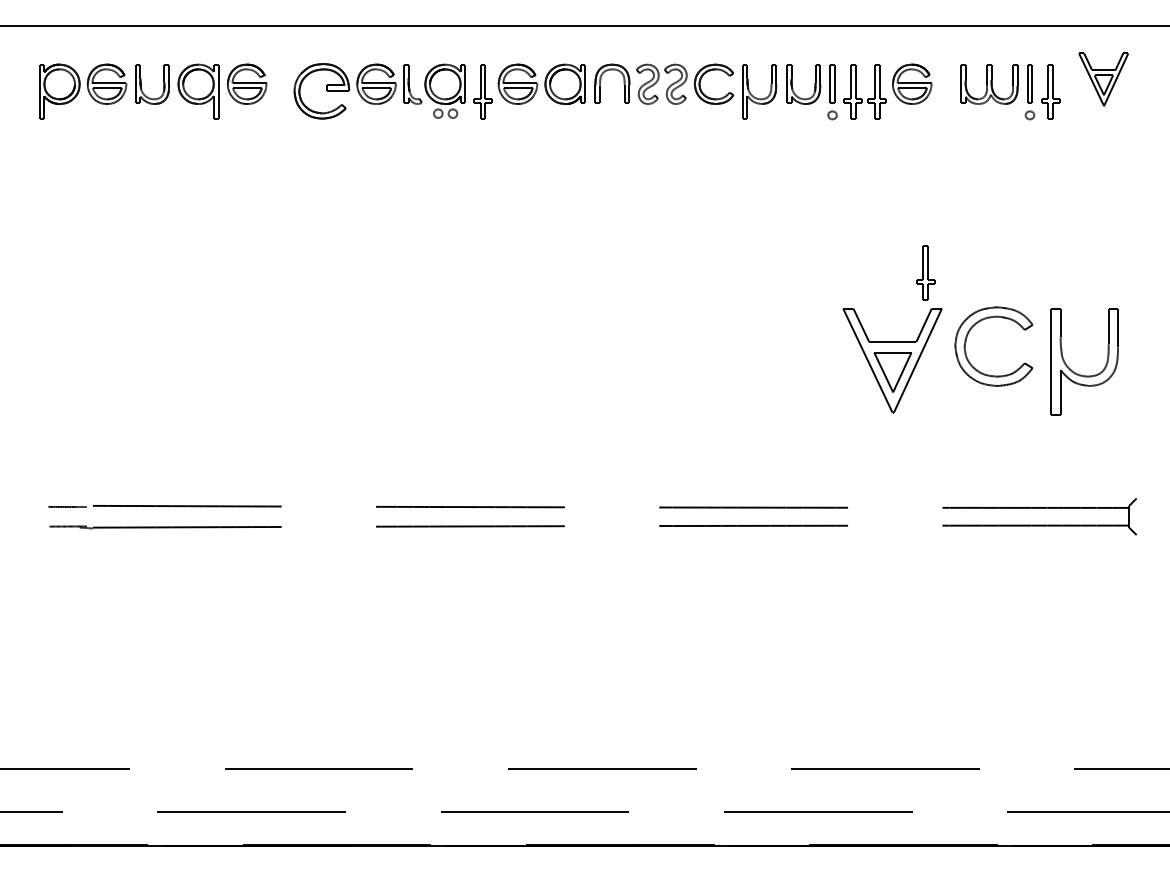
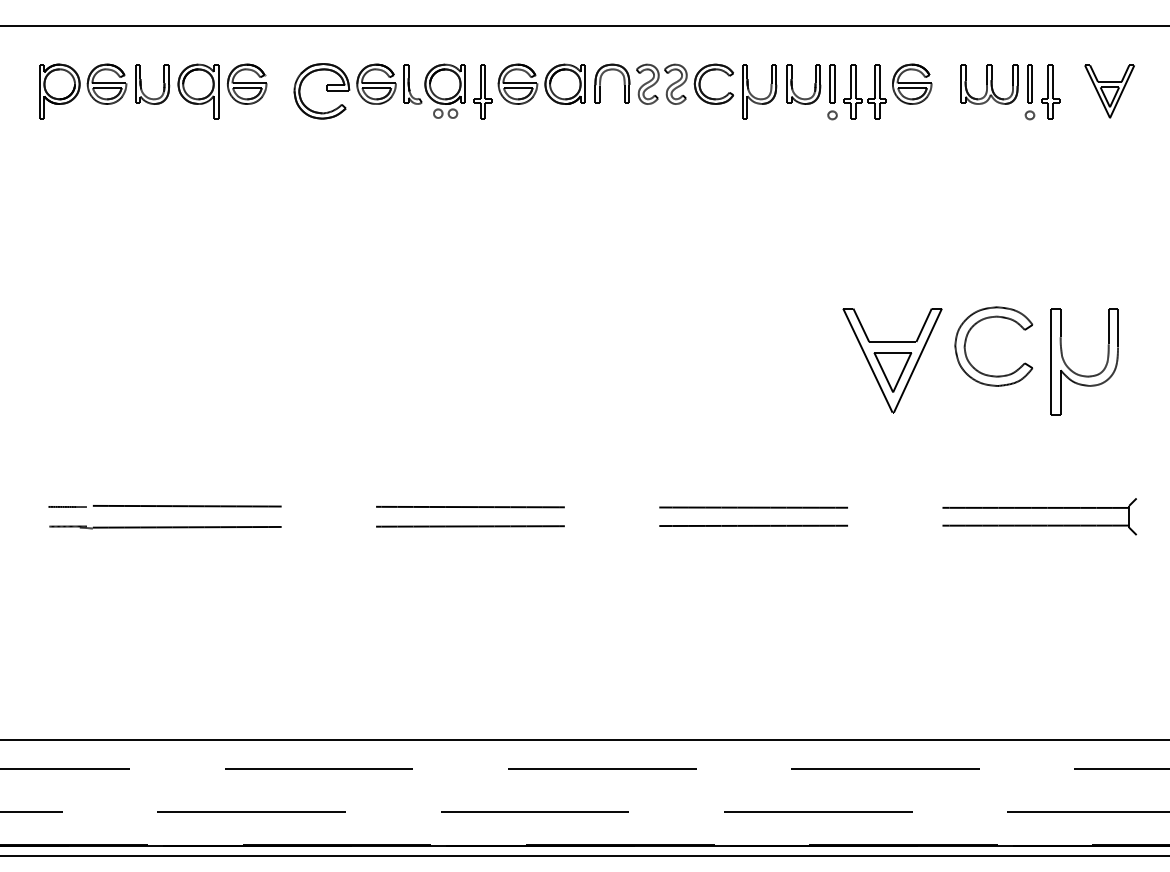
part position: (1103, 79) -> (1109, 91) (1109, 91)
part: present -> none (925, 272)
line: none -> present (584, 739)
line: none -> present (584, 855)
